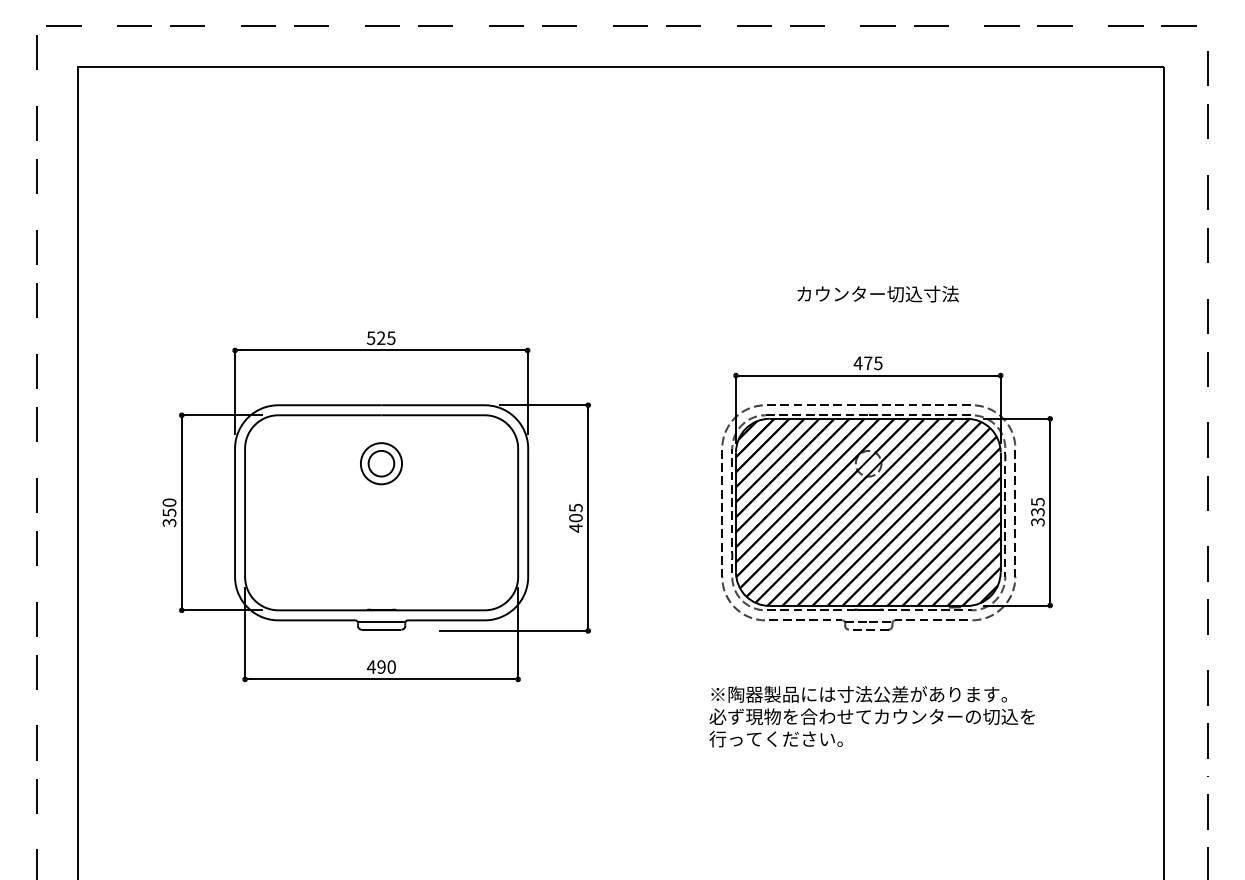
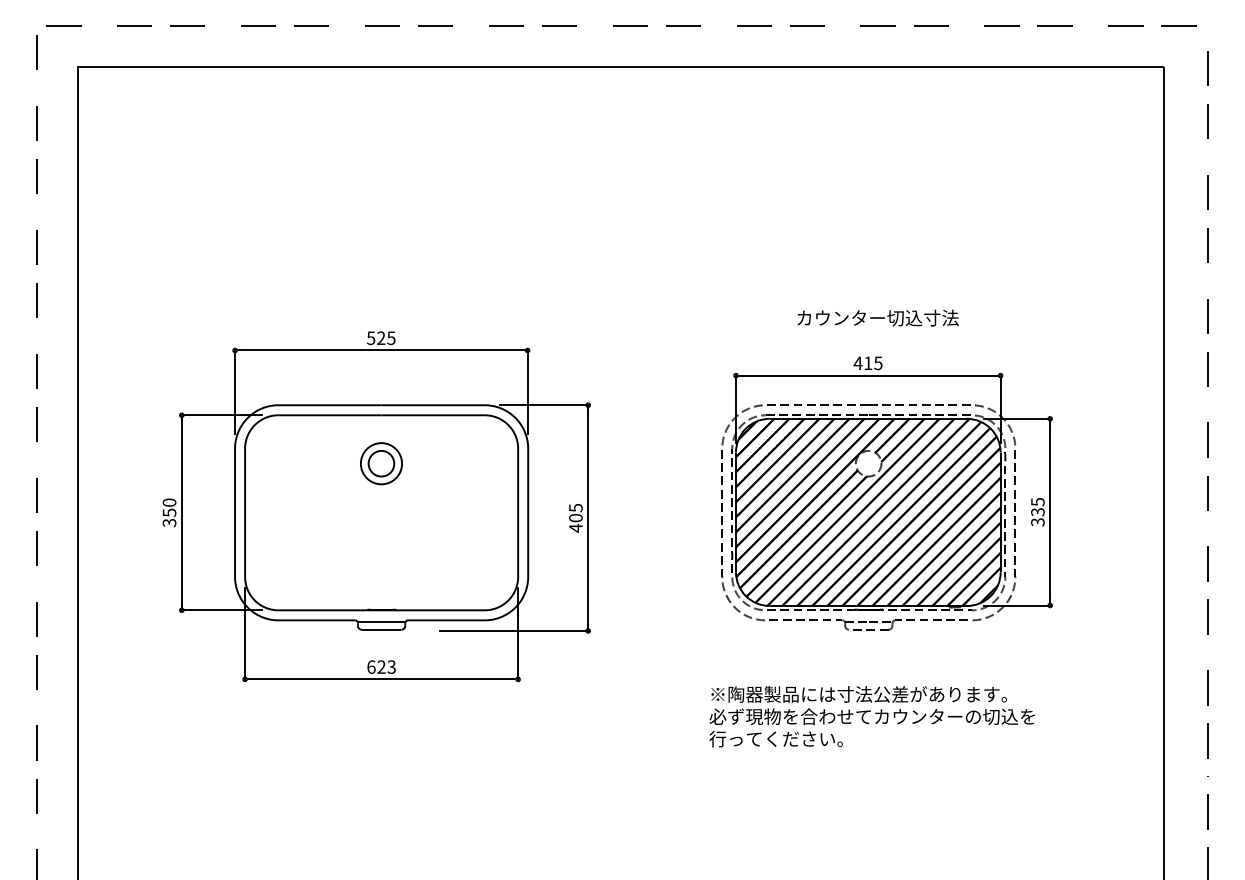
text position: (877, 293) -> (877, 317) (877, 317)
text: 475 -> 415 (868, 362)
hatch: present -> none (869, 464)
text: 490 -> 623 (380, 666)
